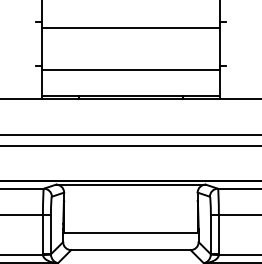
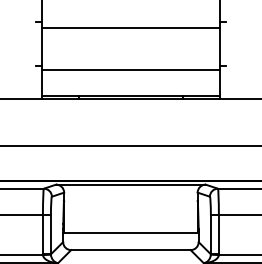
line: present -> none (130, 135)
